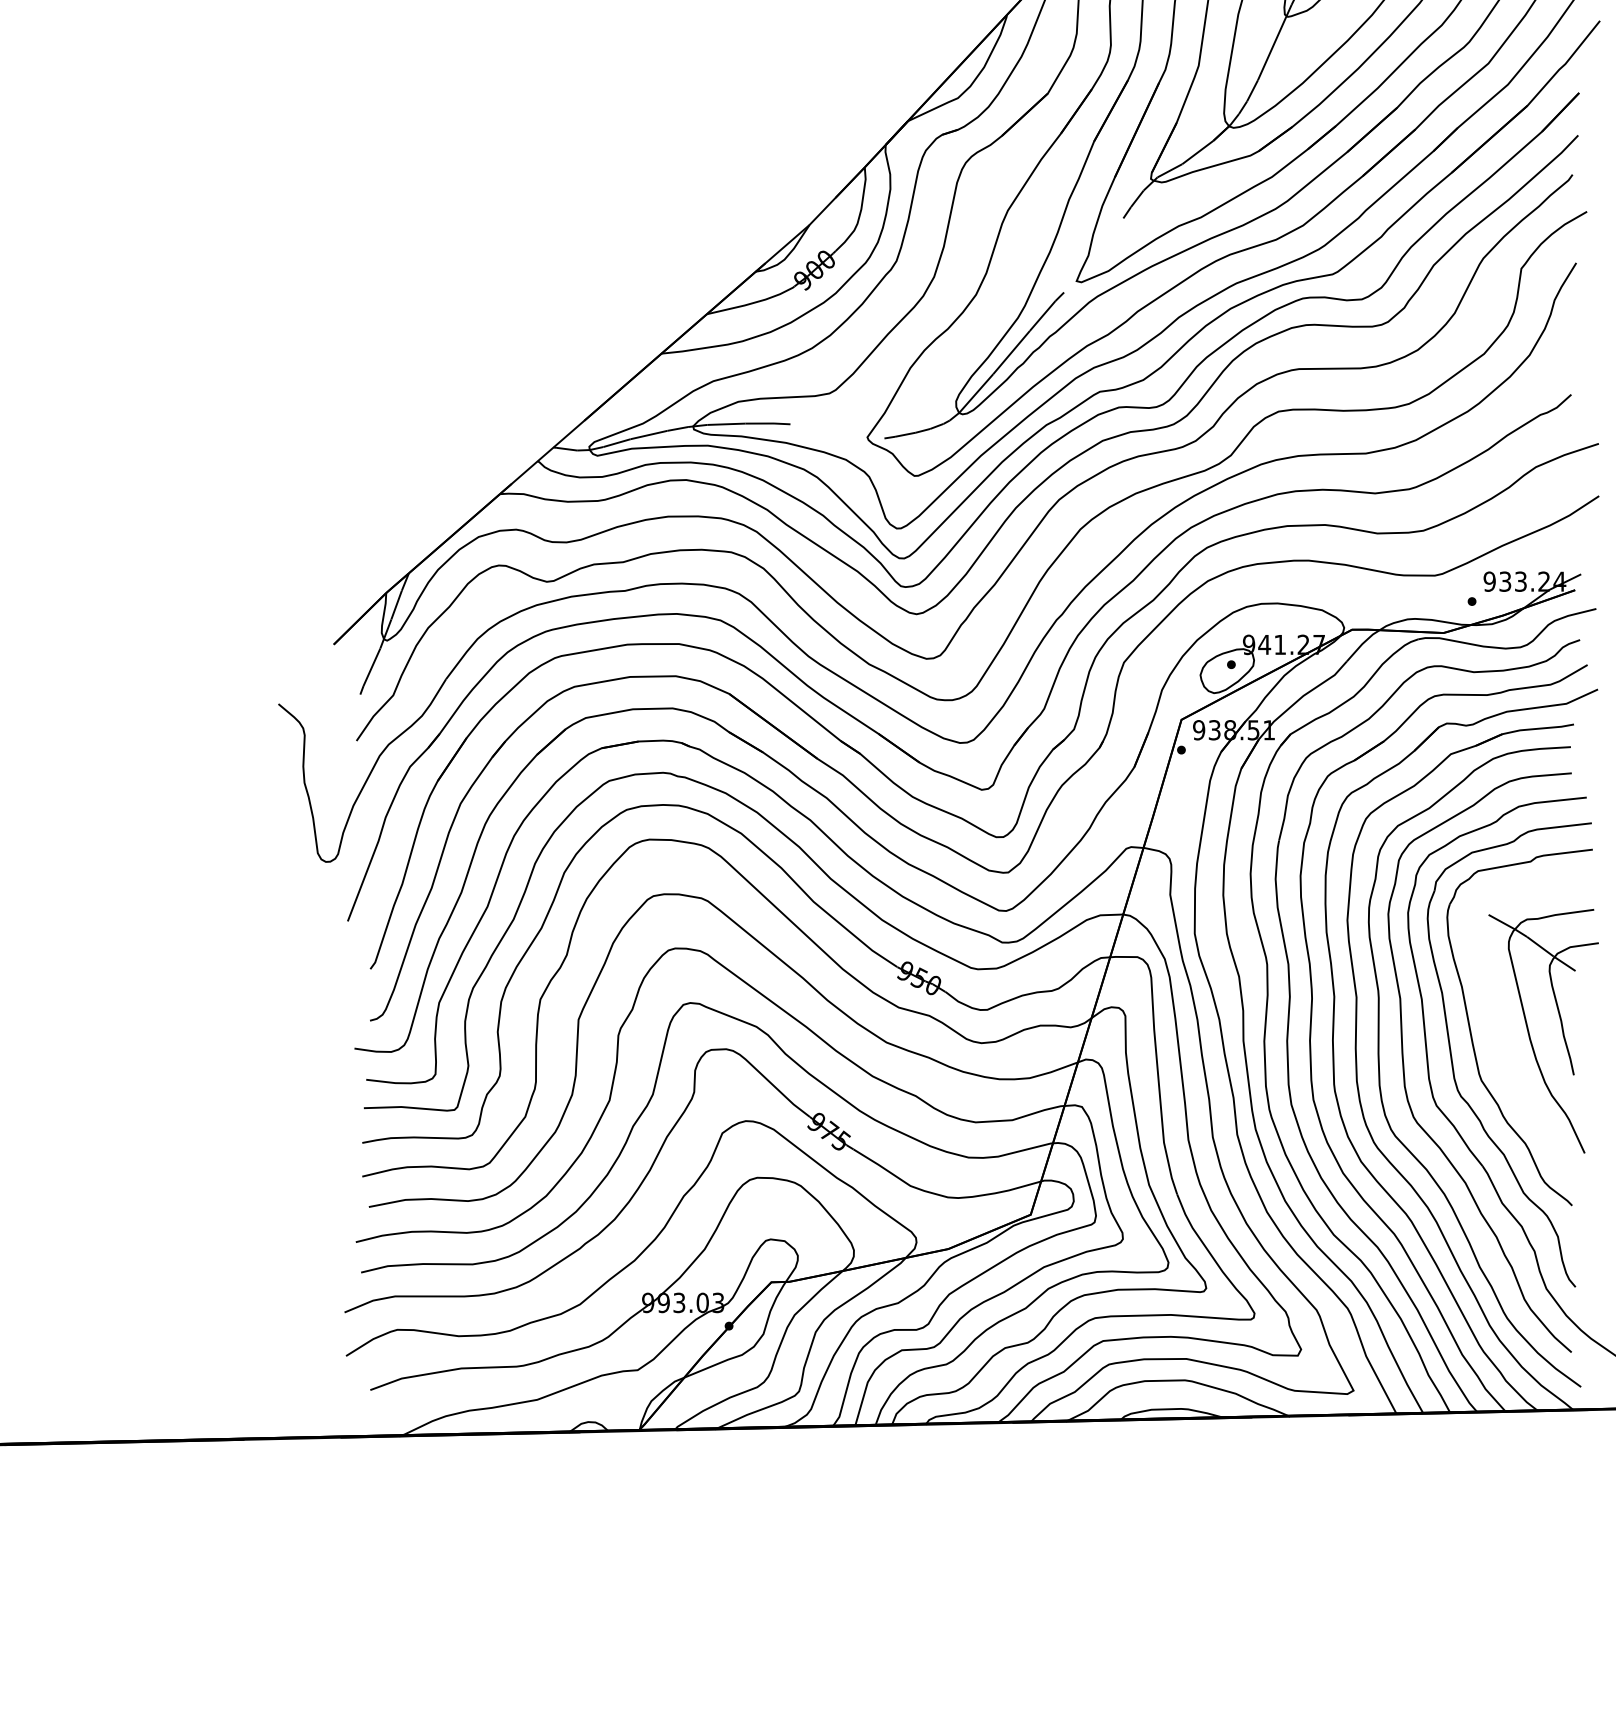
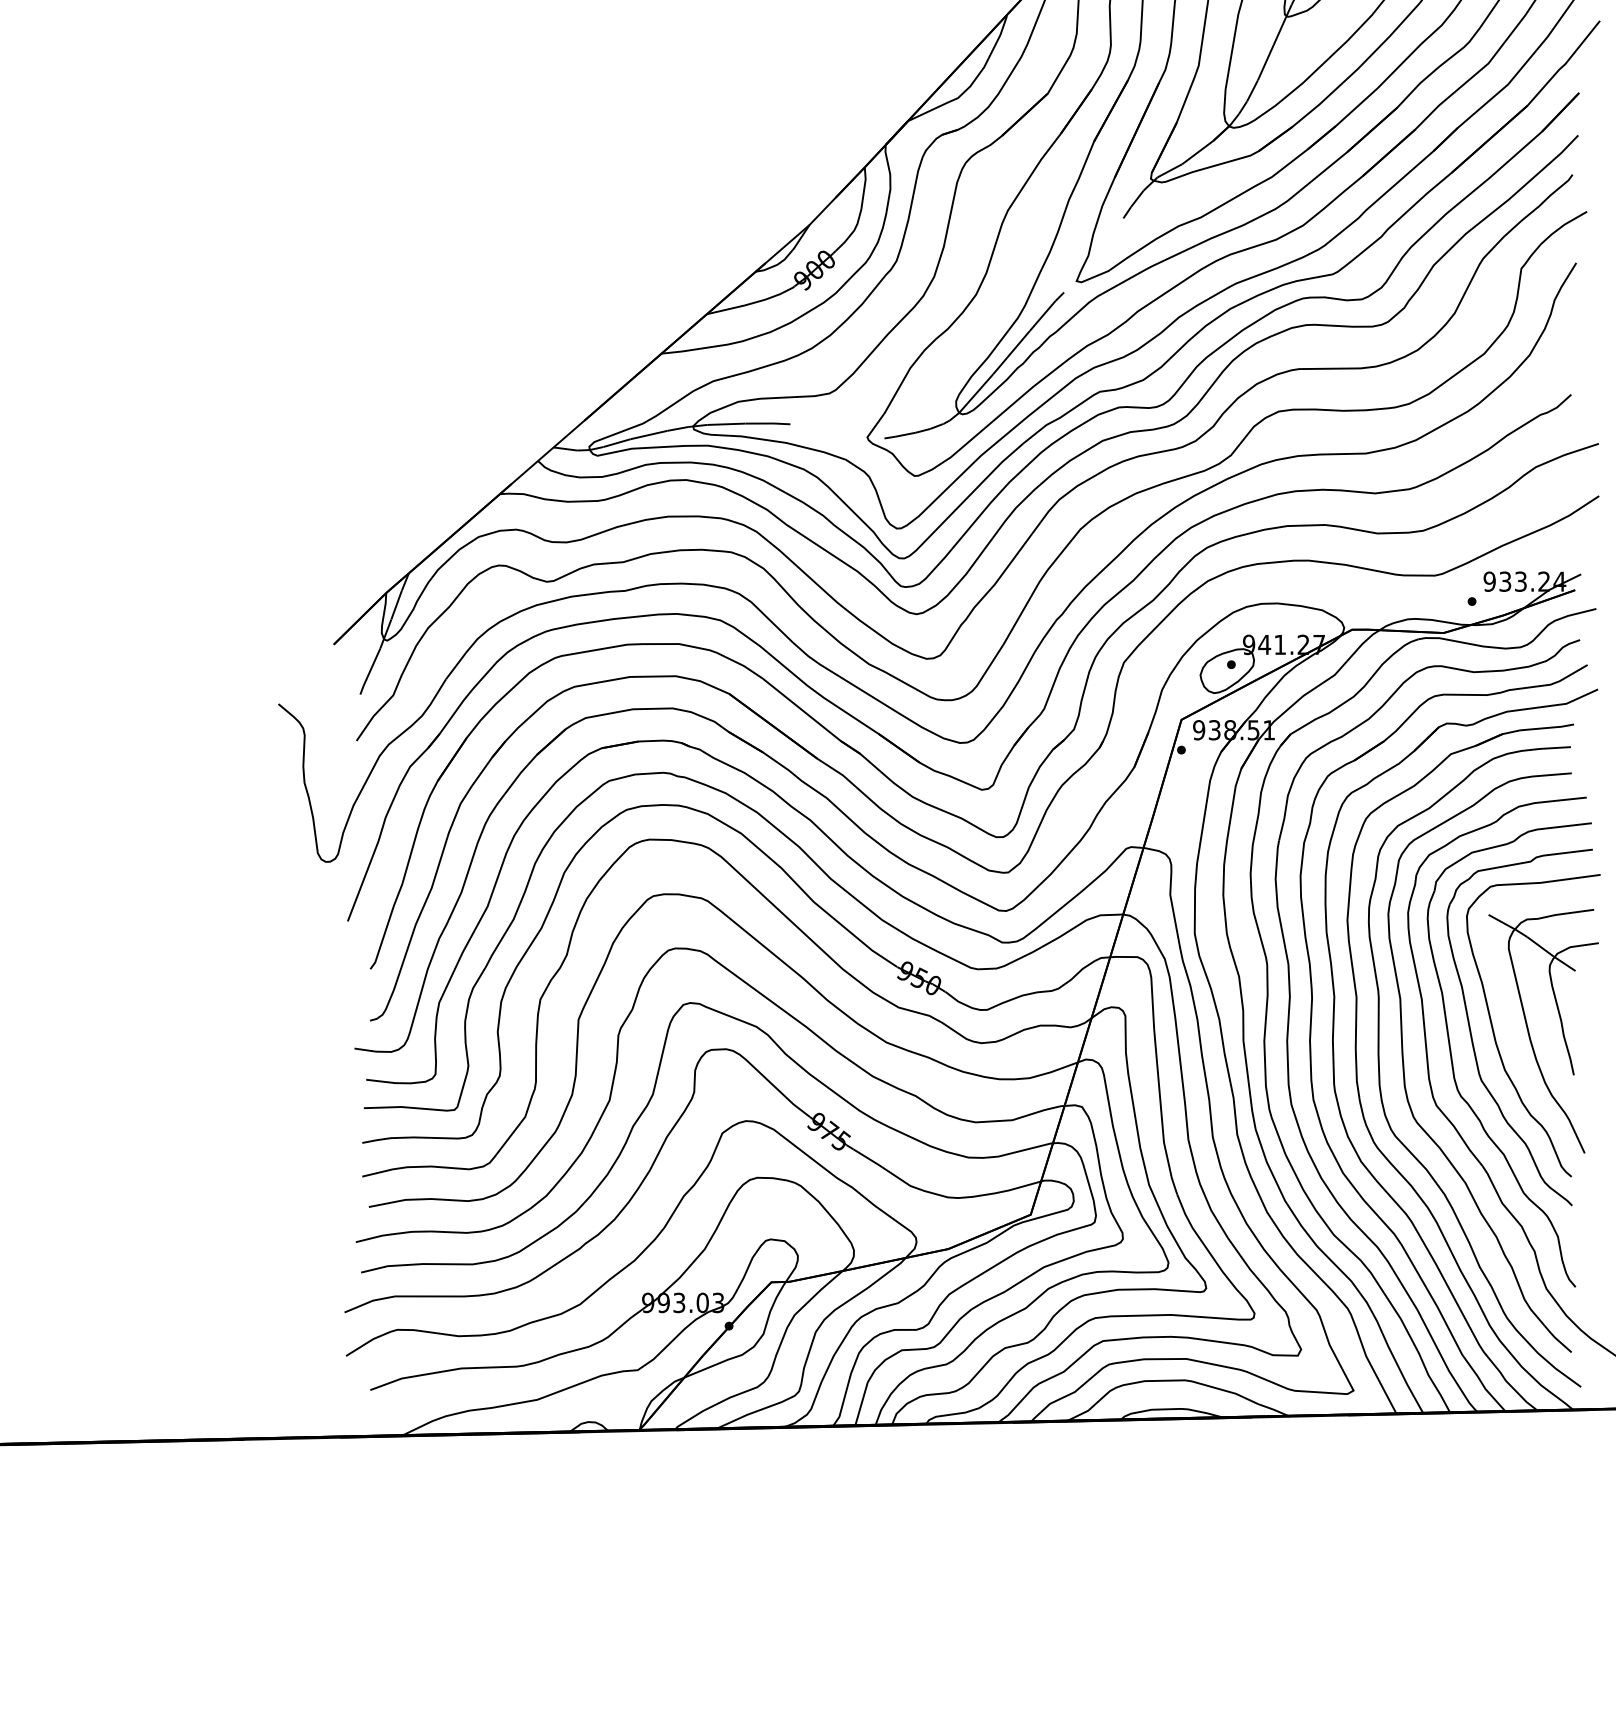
curve: none -> present (1495, 1035)
